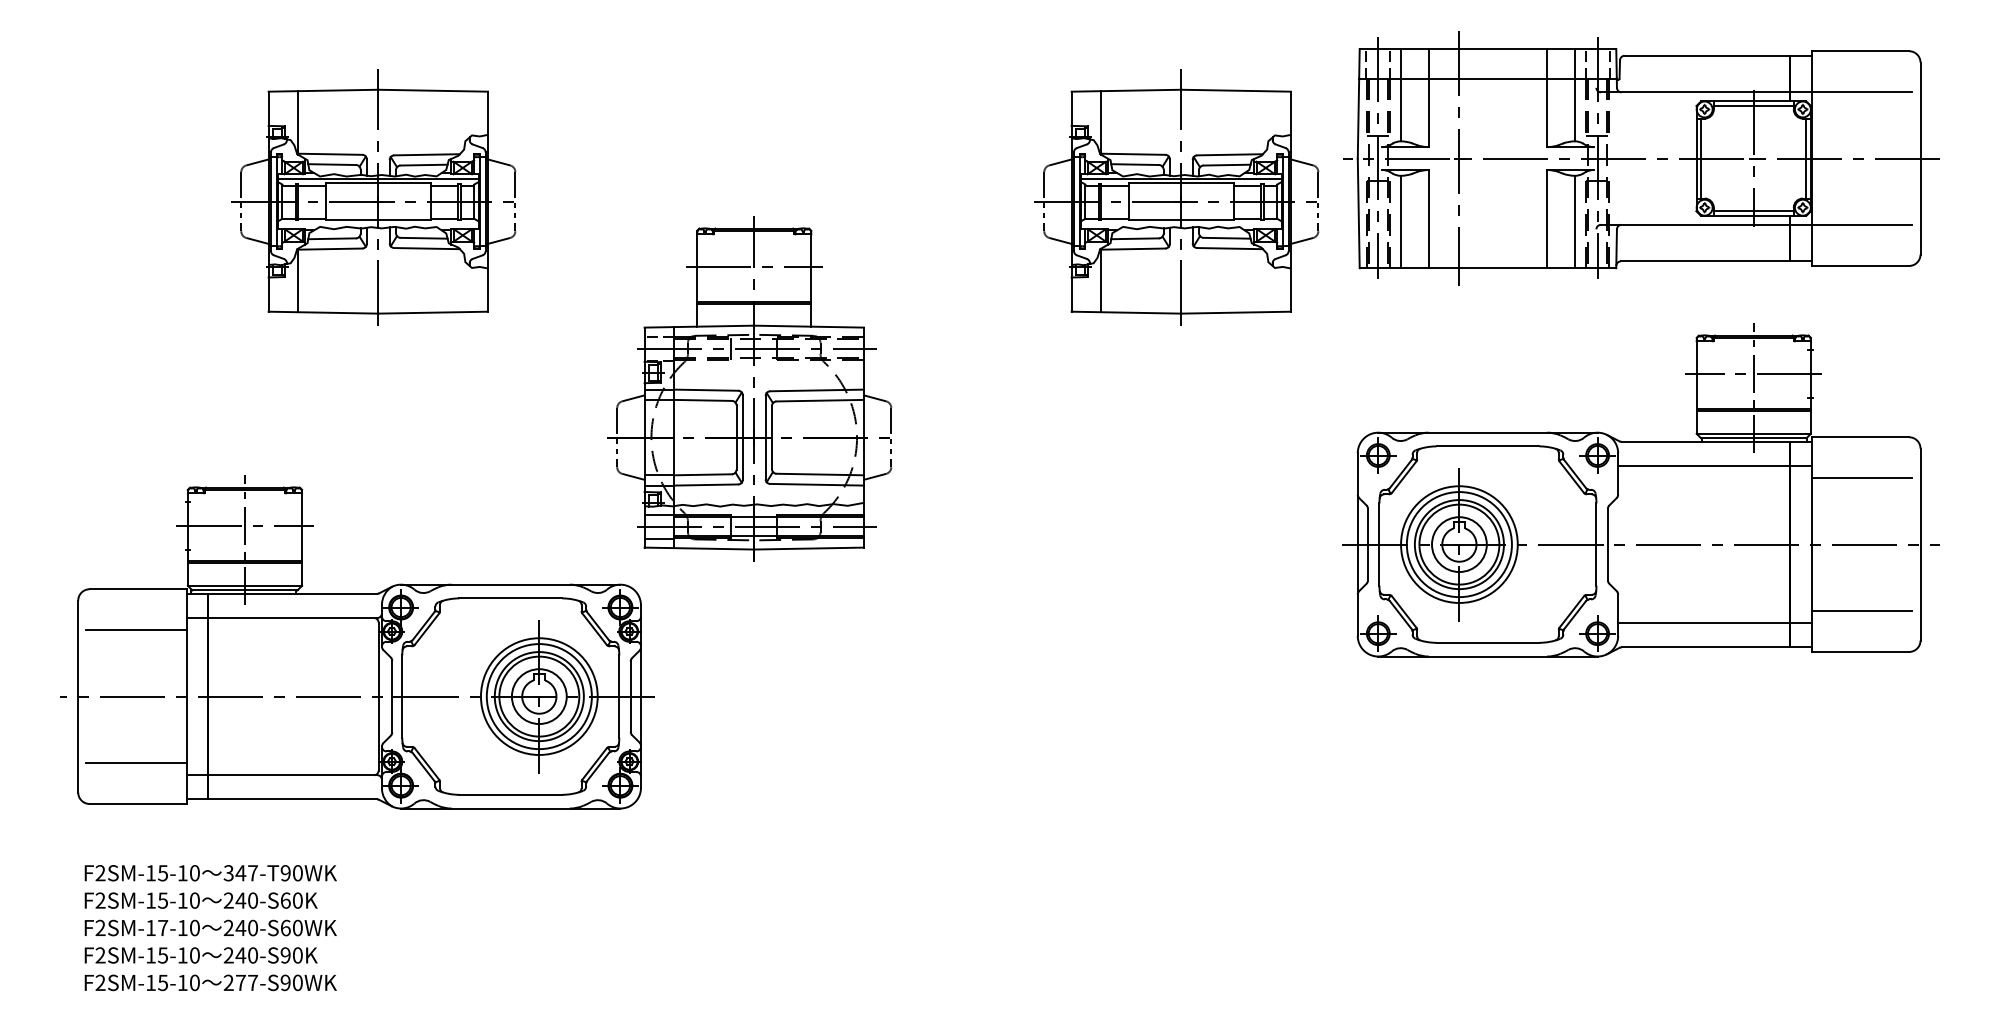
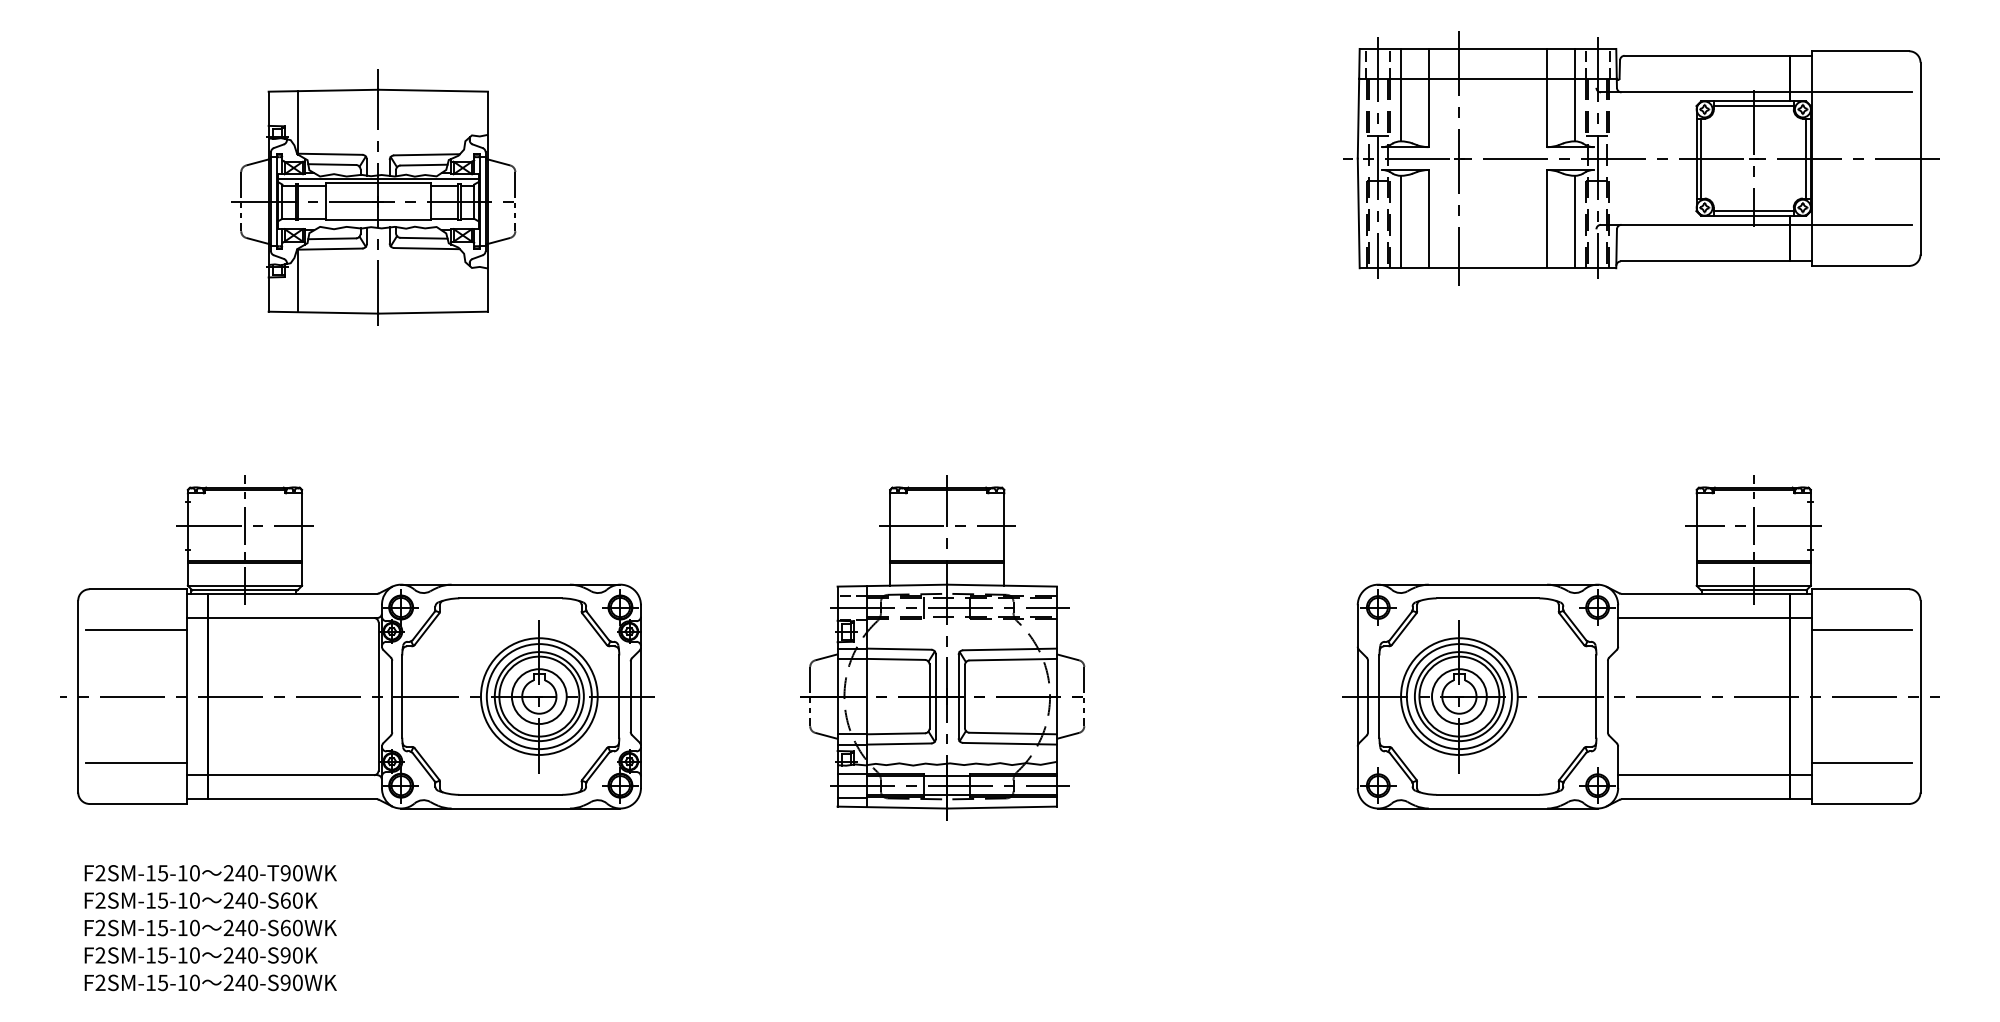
part: present -> none (1176, 197)
part position: (749, 388) -> (942, 647) (942, 647)
part position: (1640, 490) -> (1640, 642) (1640, 642)
text: 347-T90WK -> 240-T90WK (240, 873)
text: F2SM-17-10 -> F2SM-15-10 (163, 928)
text: 277-S90WK -> 240-S90WK (246, 982)
